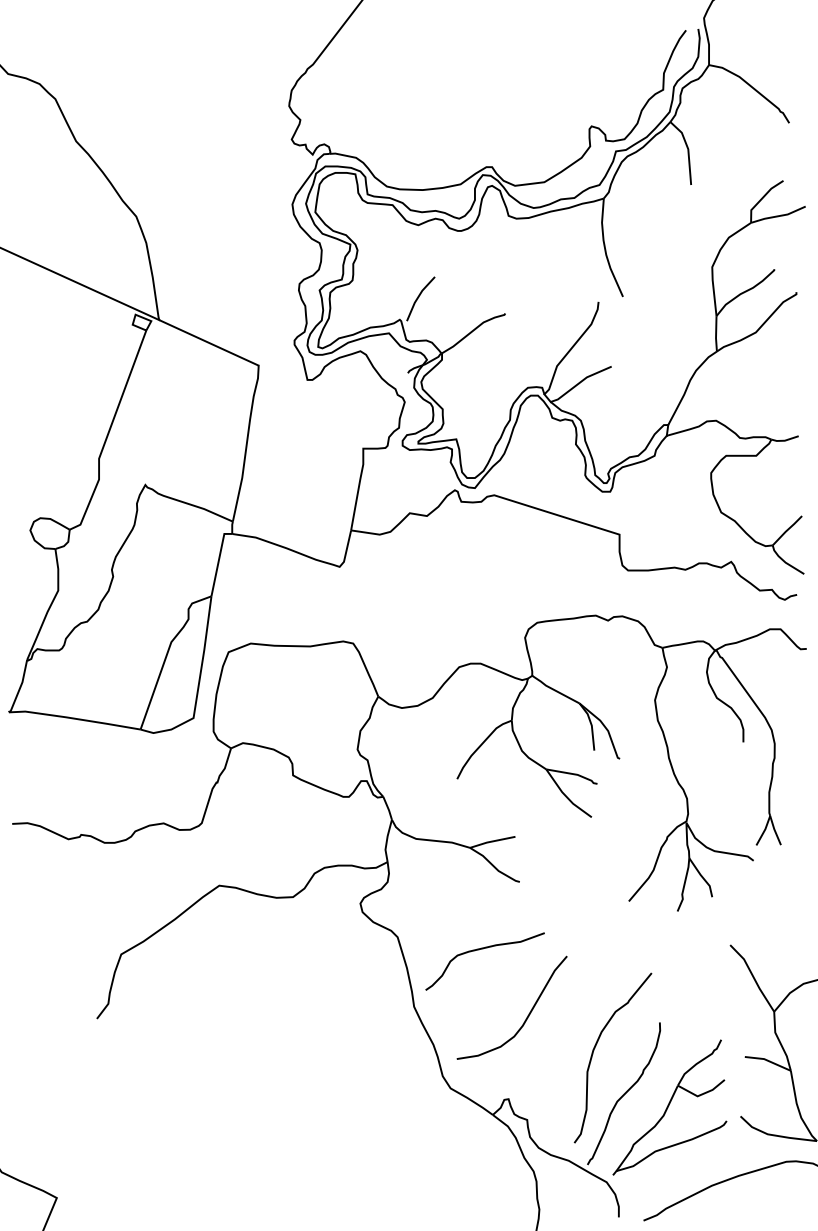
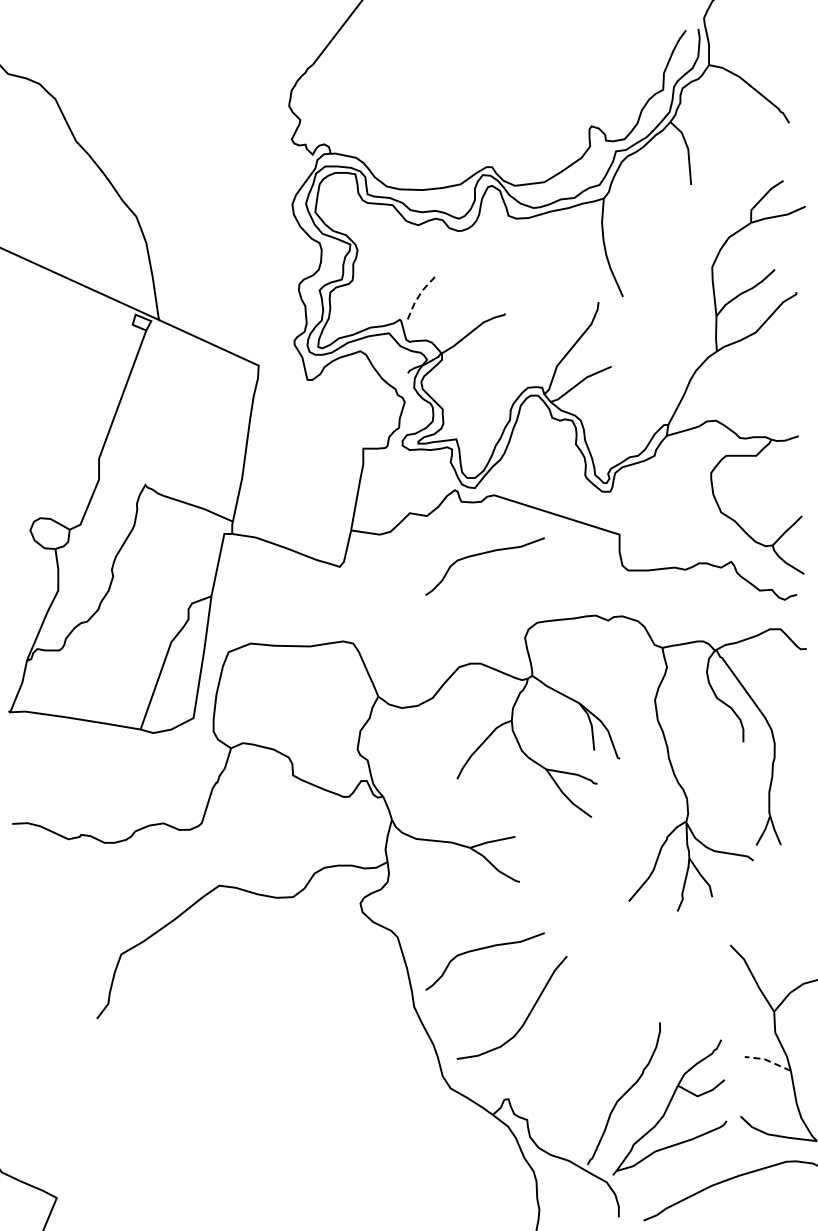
line: solid -> dashed (418, 297)
curve: none -> present (483, 554)
curve: present -> none (595, 1048)
line: solid -> dashed (767, 1060)
